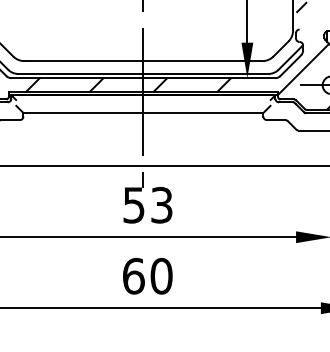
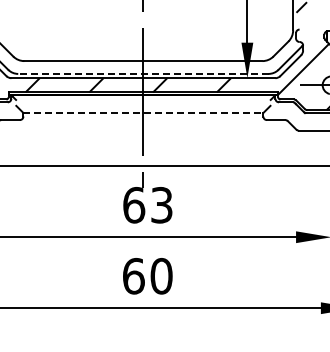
line: solid -> dashed (142, 73)
line: solid -> dashed (143, 112)
text: 53 -> 63 (134, 205)
